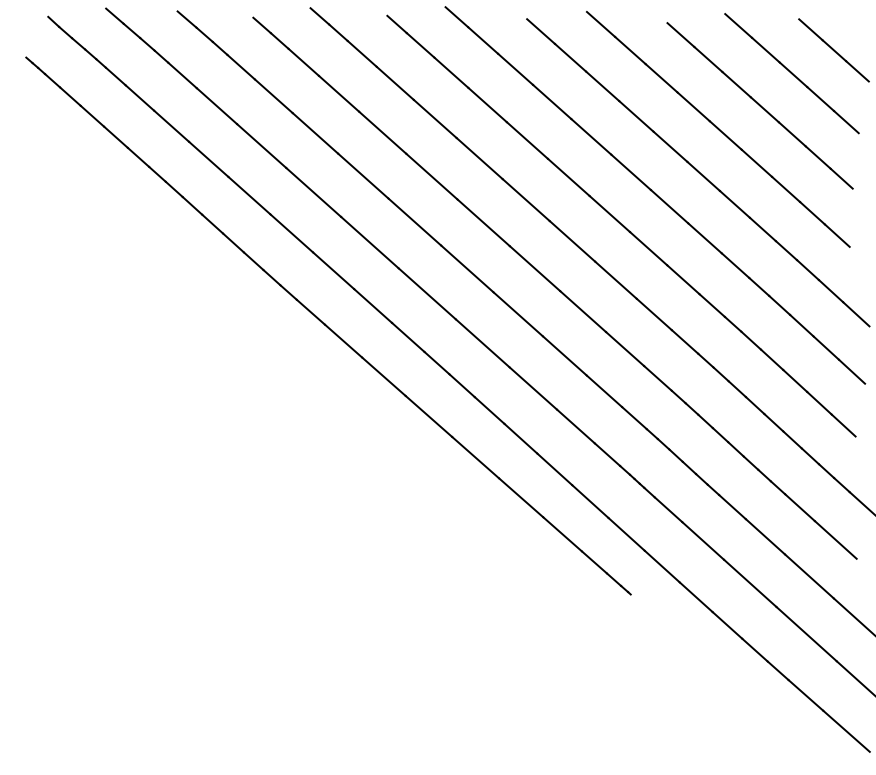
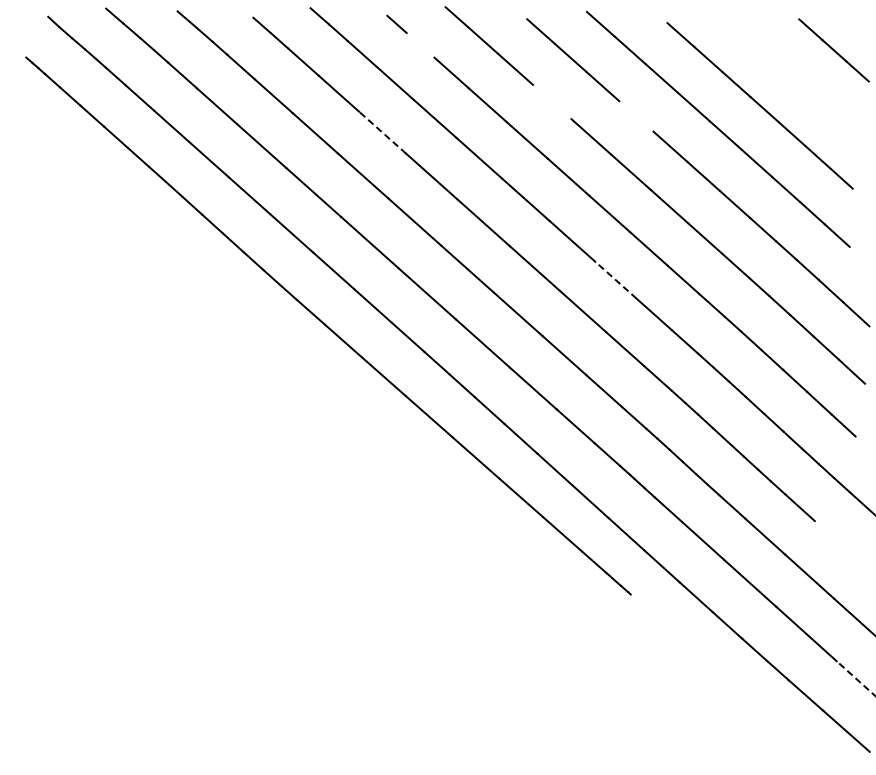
line: present -> none (420, 45)
line: present -> none (791, 73)
line: present -> none (552, 101)
line: present -> none (636, 116)
line: solid -> dashed (382, 132)
line: solid -> dashed (615, 280)
line: present -> none (835, 539)
line: solid -> dashed (855, 678)
